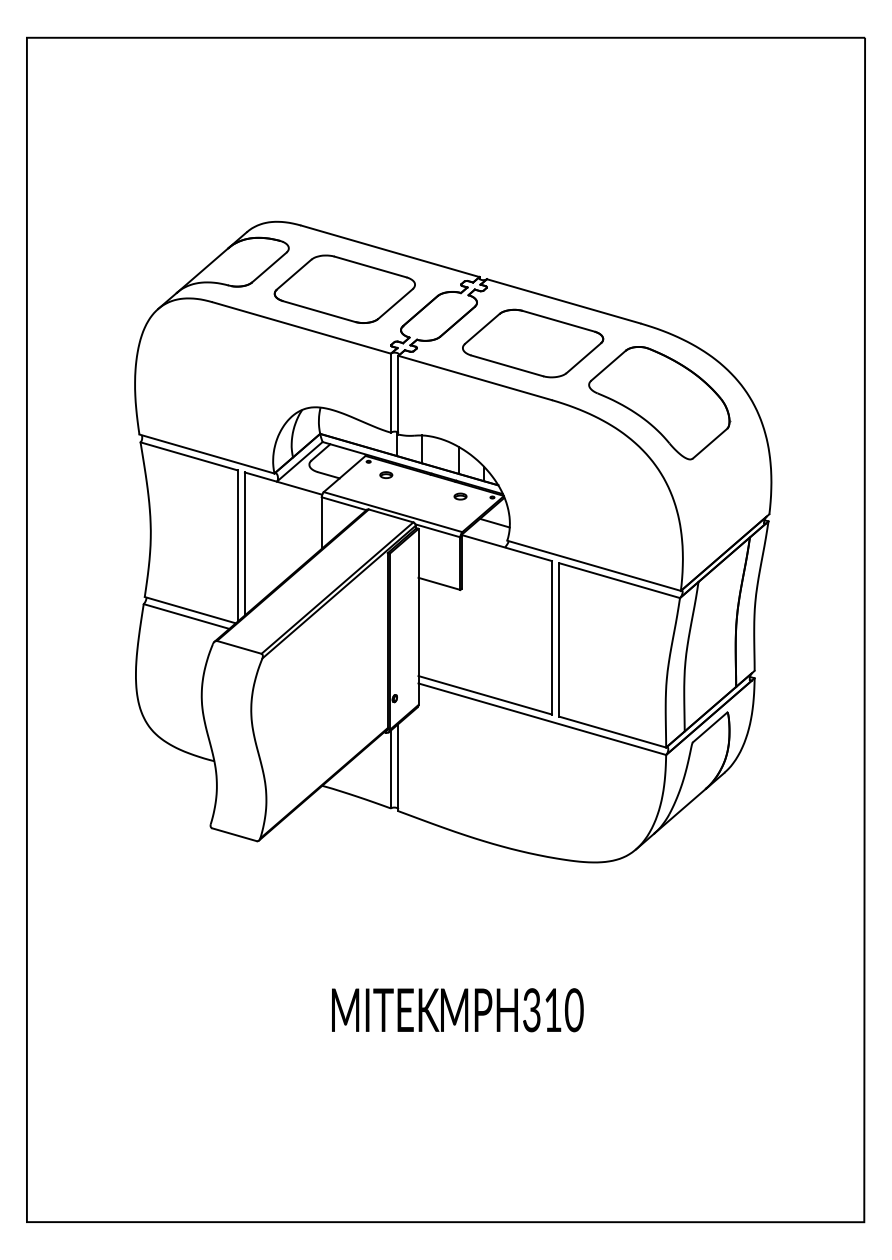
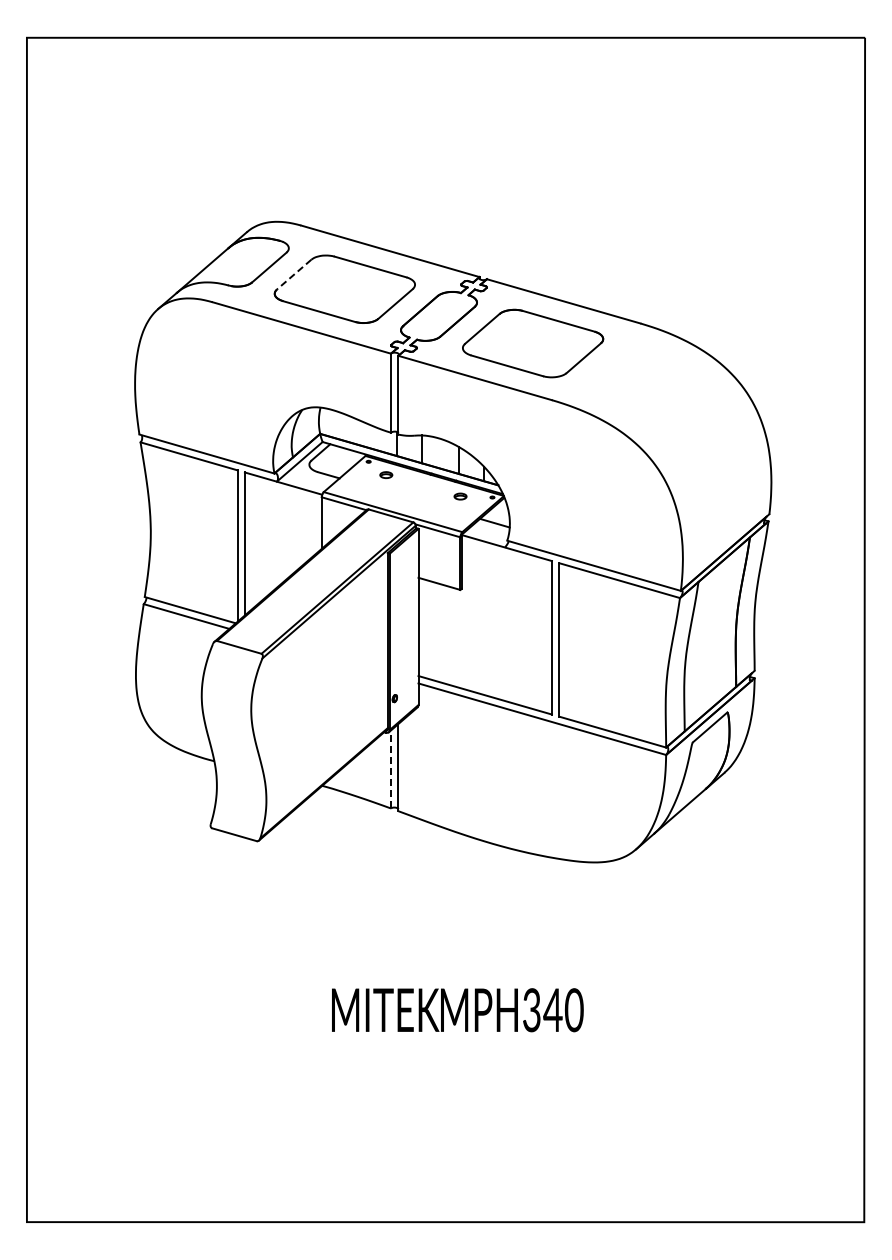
line: solid -> dashed (294, 274)
part: present -> none (659, 403)
line: solid -> dashed (390, 768)
text: MPH310 -> MPH340 (552, 1009)
